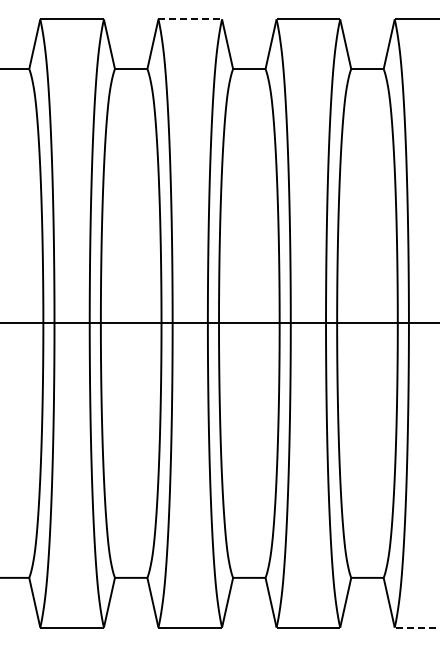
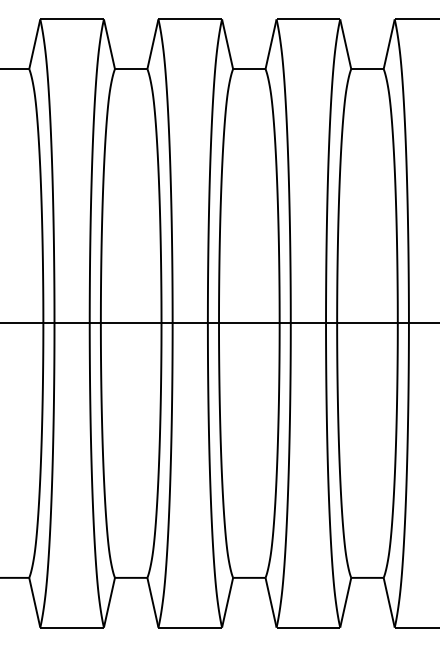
line: dashed -> solid (190, 19)
line: dashed -> solid (417, 627)
